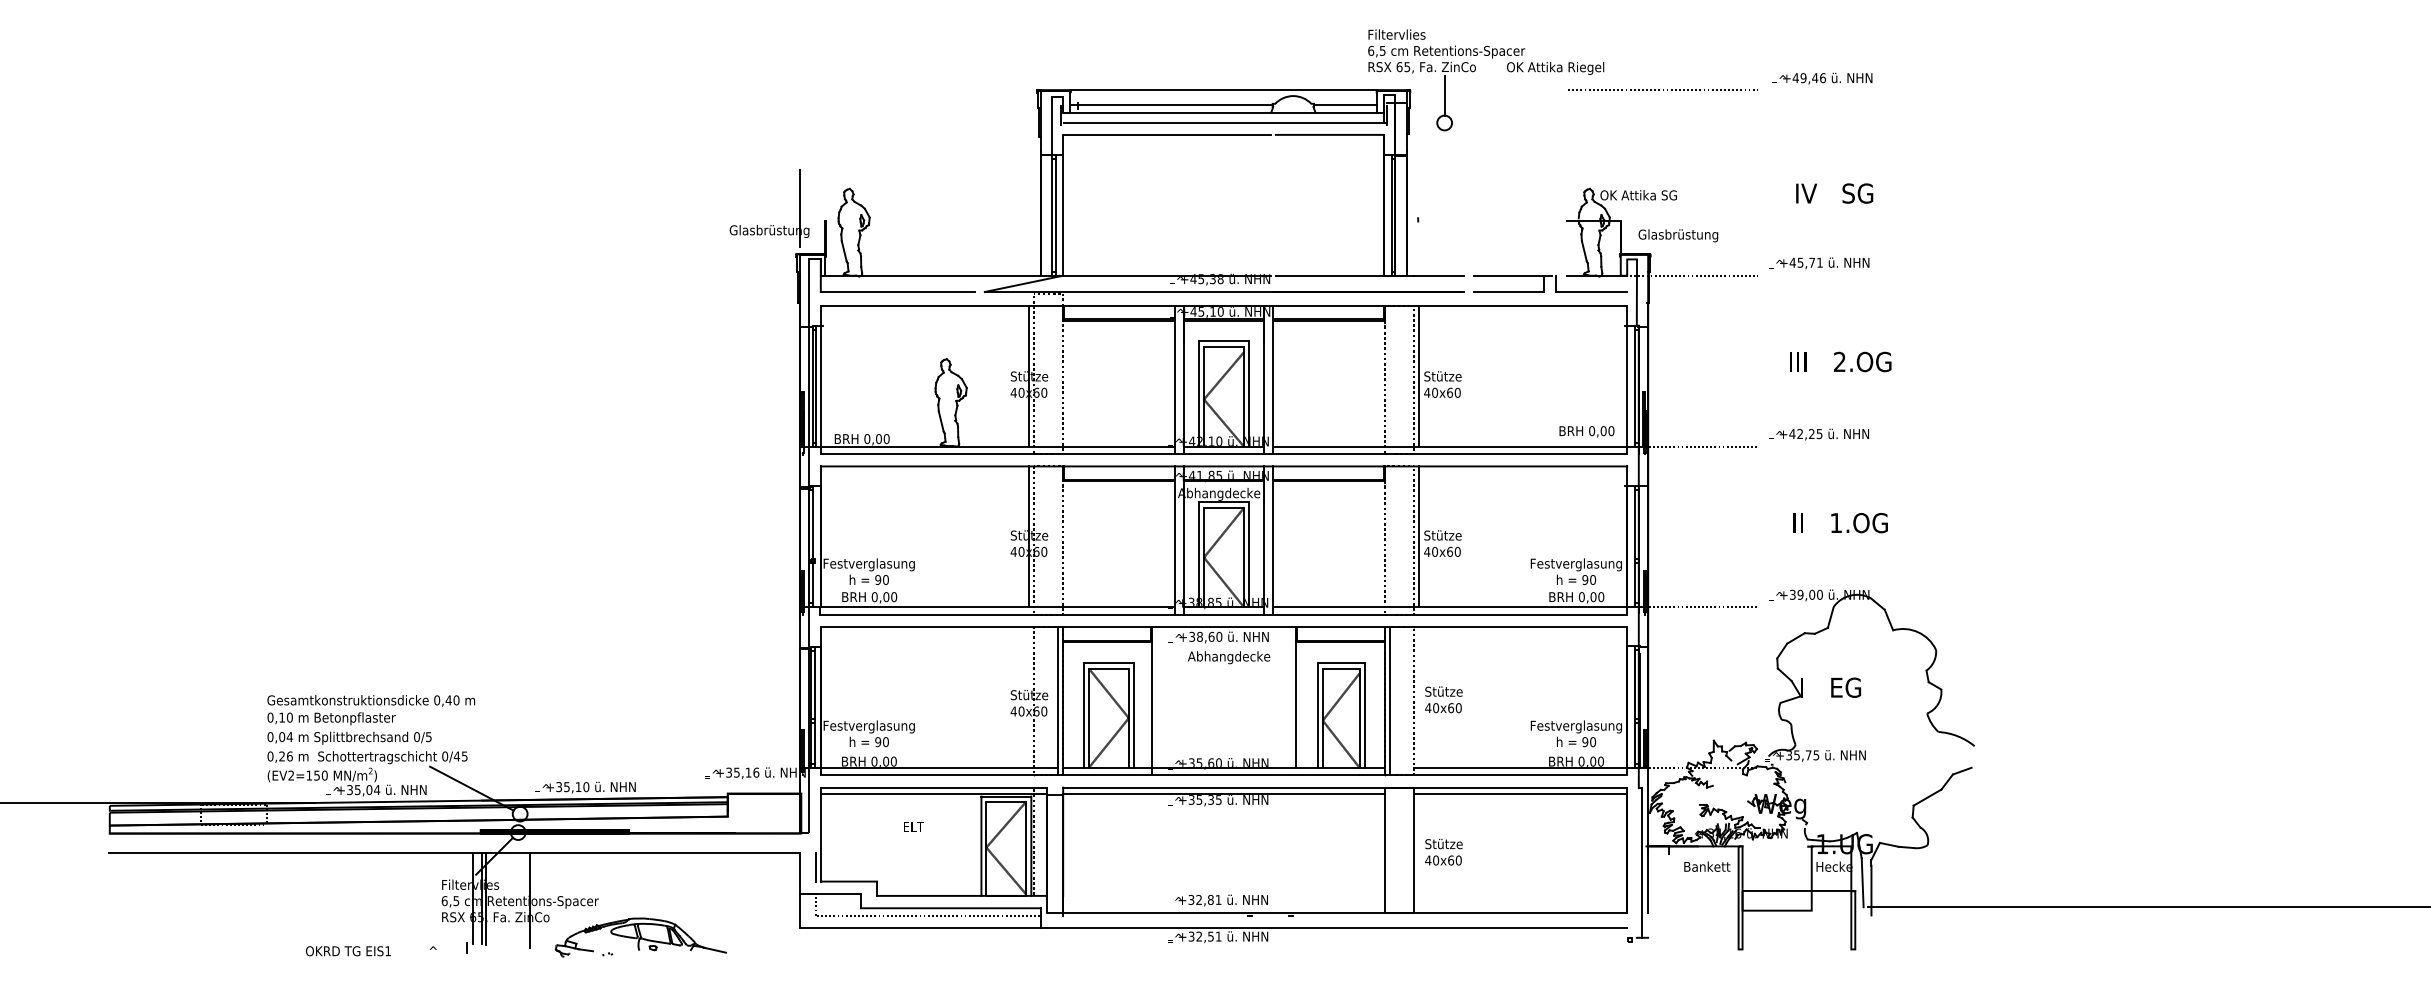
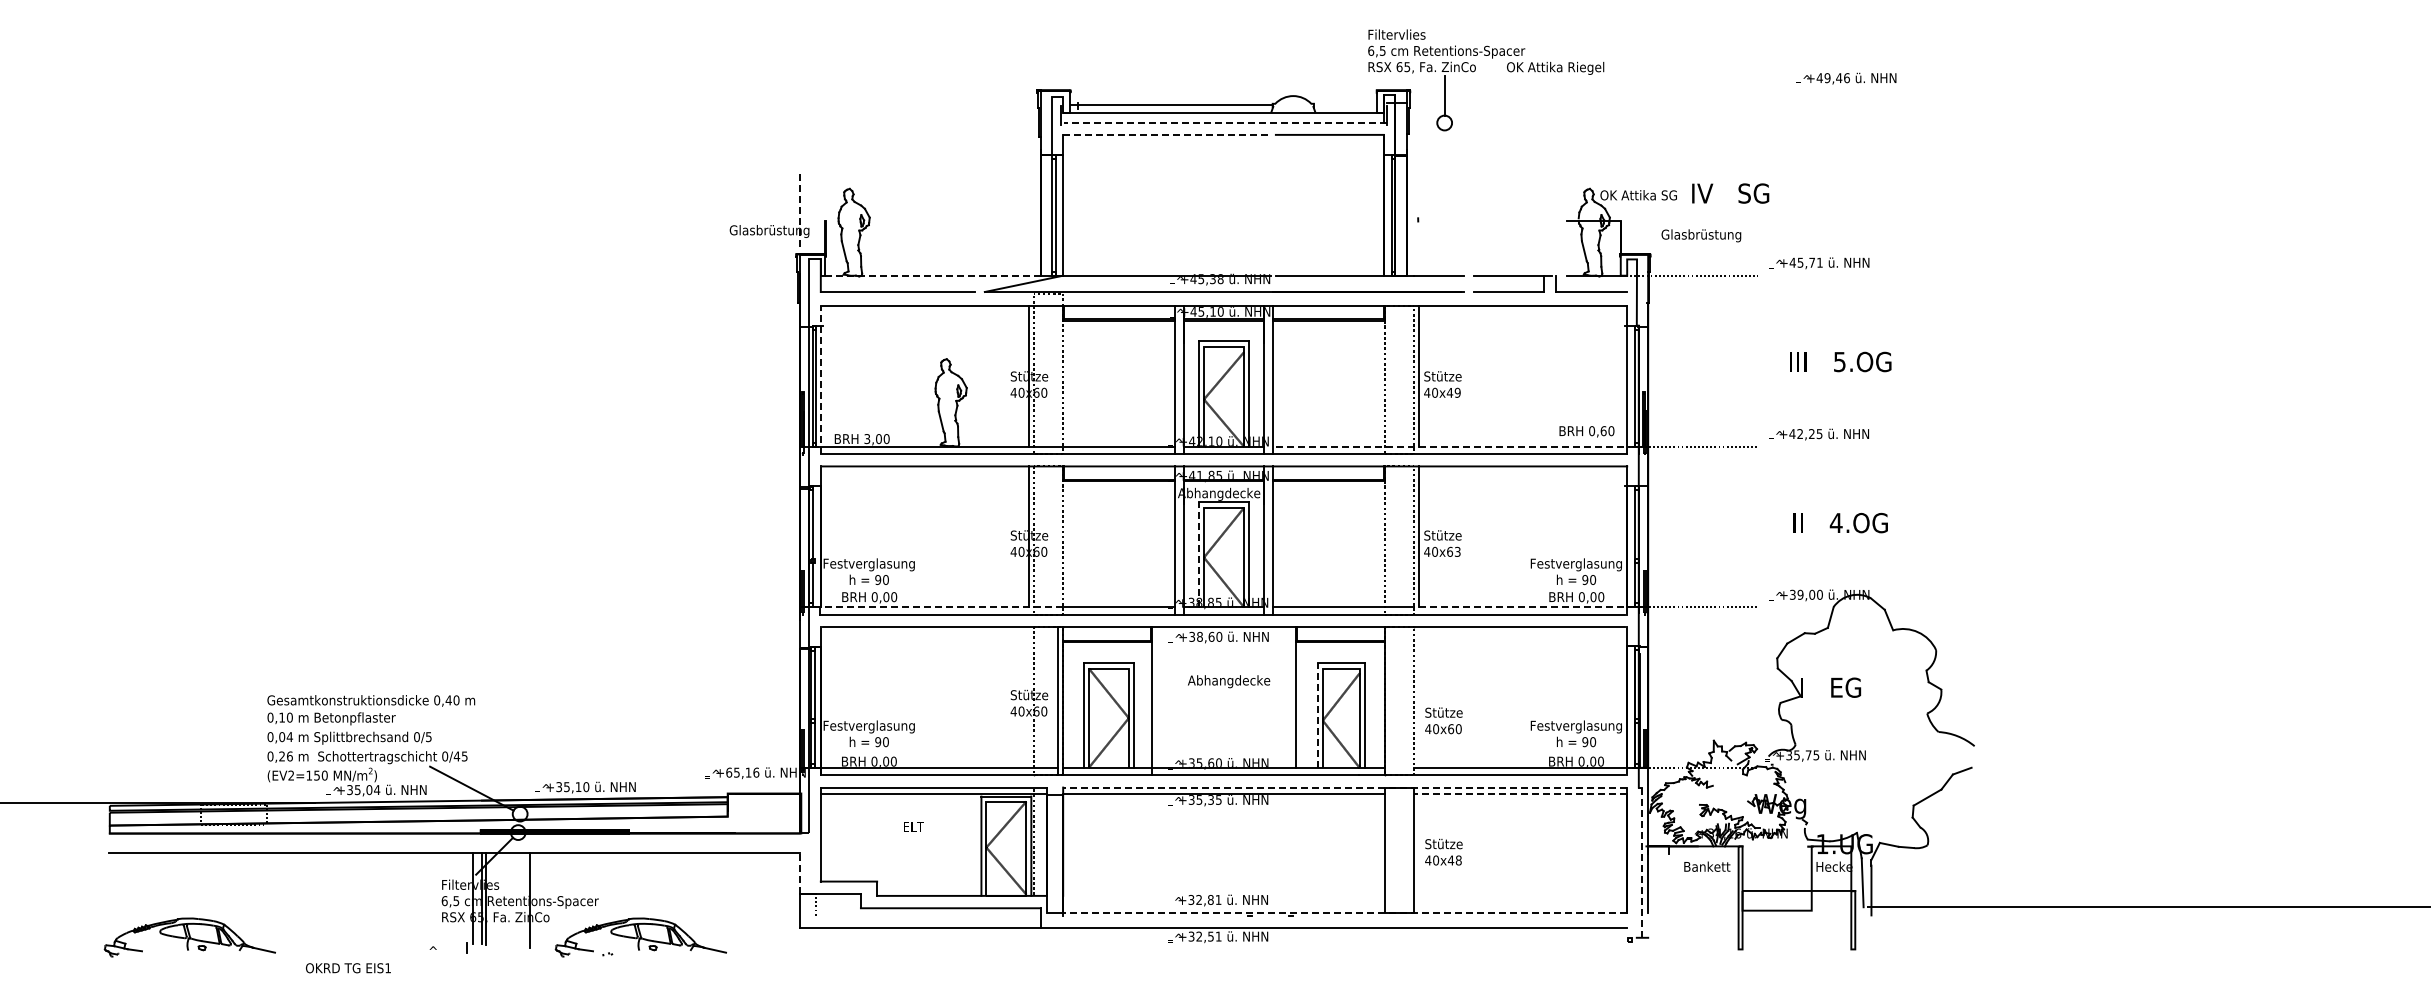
text position: (1822, 78) -> (1846, 78) (1846, 78)
line: present -> none (1223, 90)
line: present -> none (1662, 90)
line: present -> none (1345, 104)
line: solid -> dashed (1225, 122)
line: solid -> dashed (1167, 134)
text position: (1834, 193) -> (1730, 193) (1730, 193)
line: solid -> dashed (799, 208)
text position: (1678, 235) -> (1701, 235) (1701, 235)
line: solid -> dashed (932, 275)
text: 2.OG -> 5.OG (1839, 361)
line: solid -> dashed (820, 379)
text: 40x60 -> 40x49 (1453, 392)
text: 0,00 -> 0,60 (1603, 430)
text: 0,00 -> 3,00 (867, 439)
line: solid -> dashed (1454, 446)
text: 1.OG -> 4.OG (1835, 522)
text: 40x60 -> 40x63 (1457, 551)
line: solid -> dashed (1199, 554)
line: solid -> dashed (941, 607)
line: solid -> dashed (1524, 607)
text position: (1229, 657) -> (1229, 681) (1229, 681)
text position: (1443, 699) -> (1443, 720) (1443, 720)
line: present -> none (1389, 701)
line: solid -> dashed (1317, 715)
text: +35,16 -> +65,16 (729, 772)
line: solid -> dashed (1344, 787)
line: solid -> dashed (1520, 793)
text: 40x60 -> 40x48 (1454, 860)
line: solid -> dashed (1642, 862)
line: present -> none (816, 867)
line: solid -> dashed (799, 873)
line: solid -> dashed (1344, 913)
line: present -> none (928, 915)
part: none -> present (189, 937)
text position: (348, 951) -> (348, 968) (348, 968)
